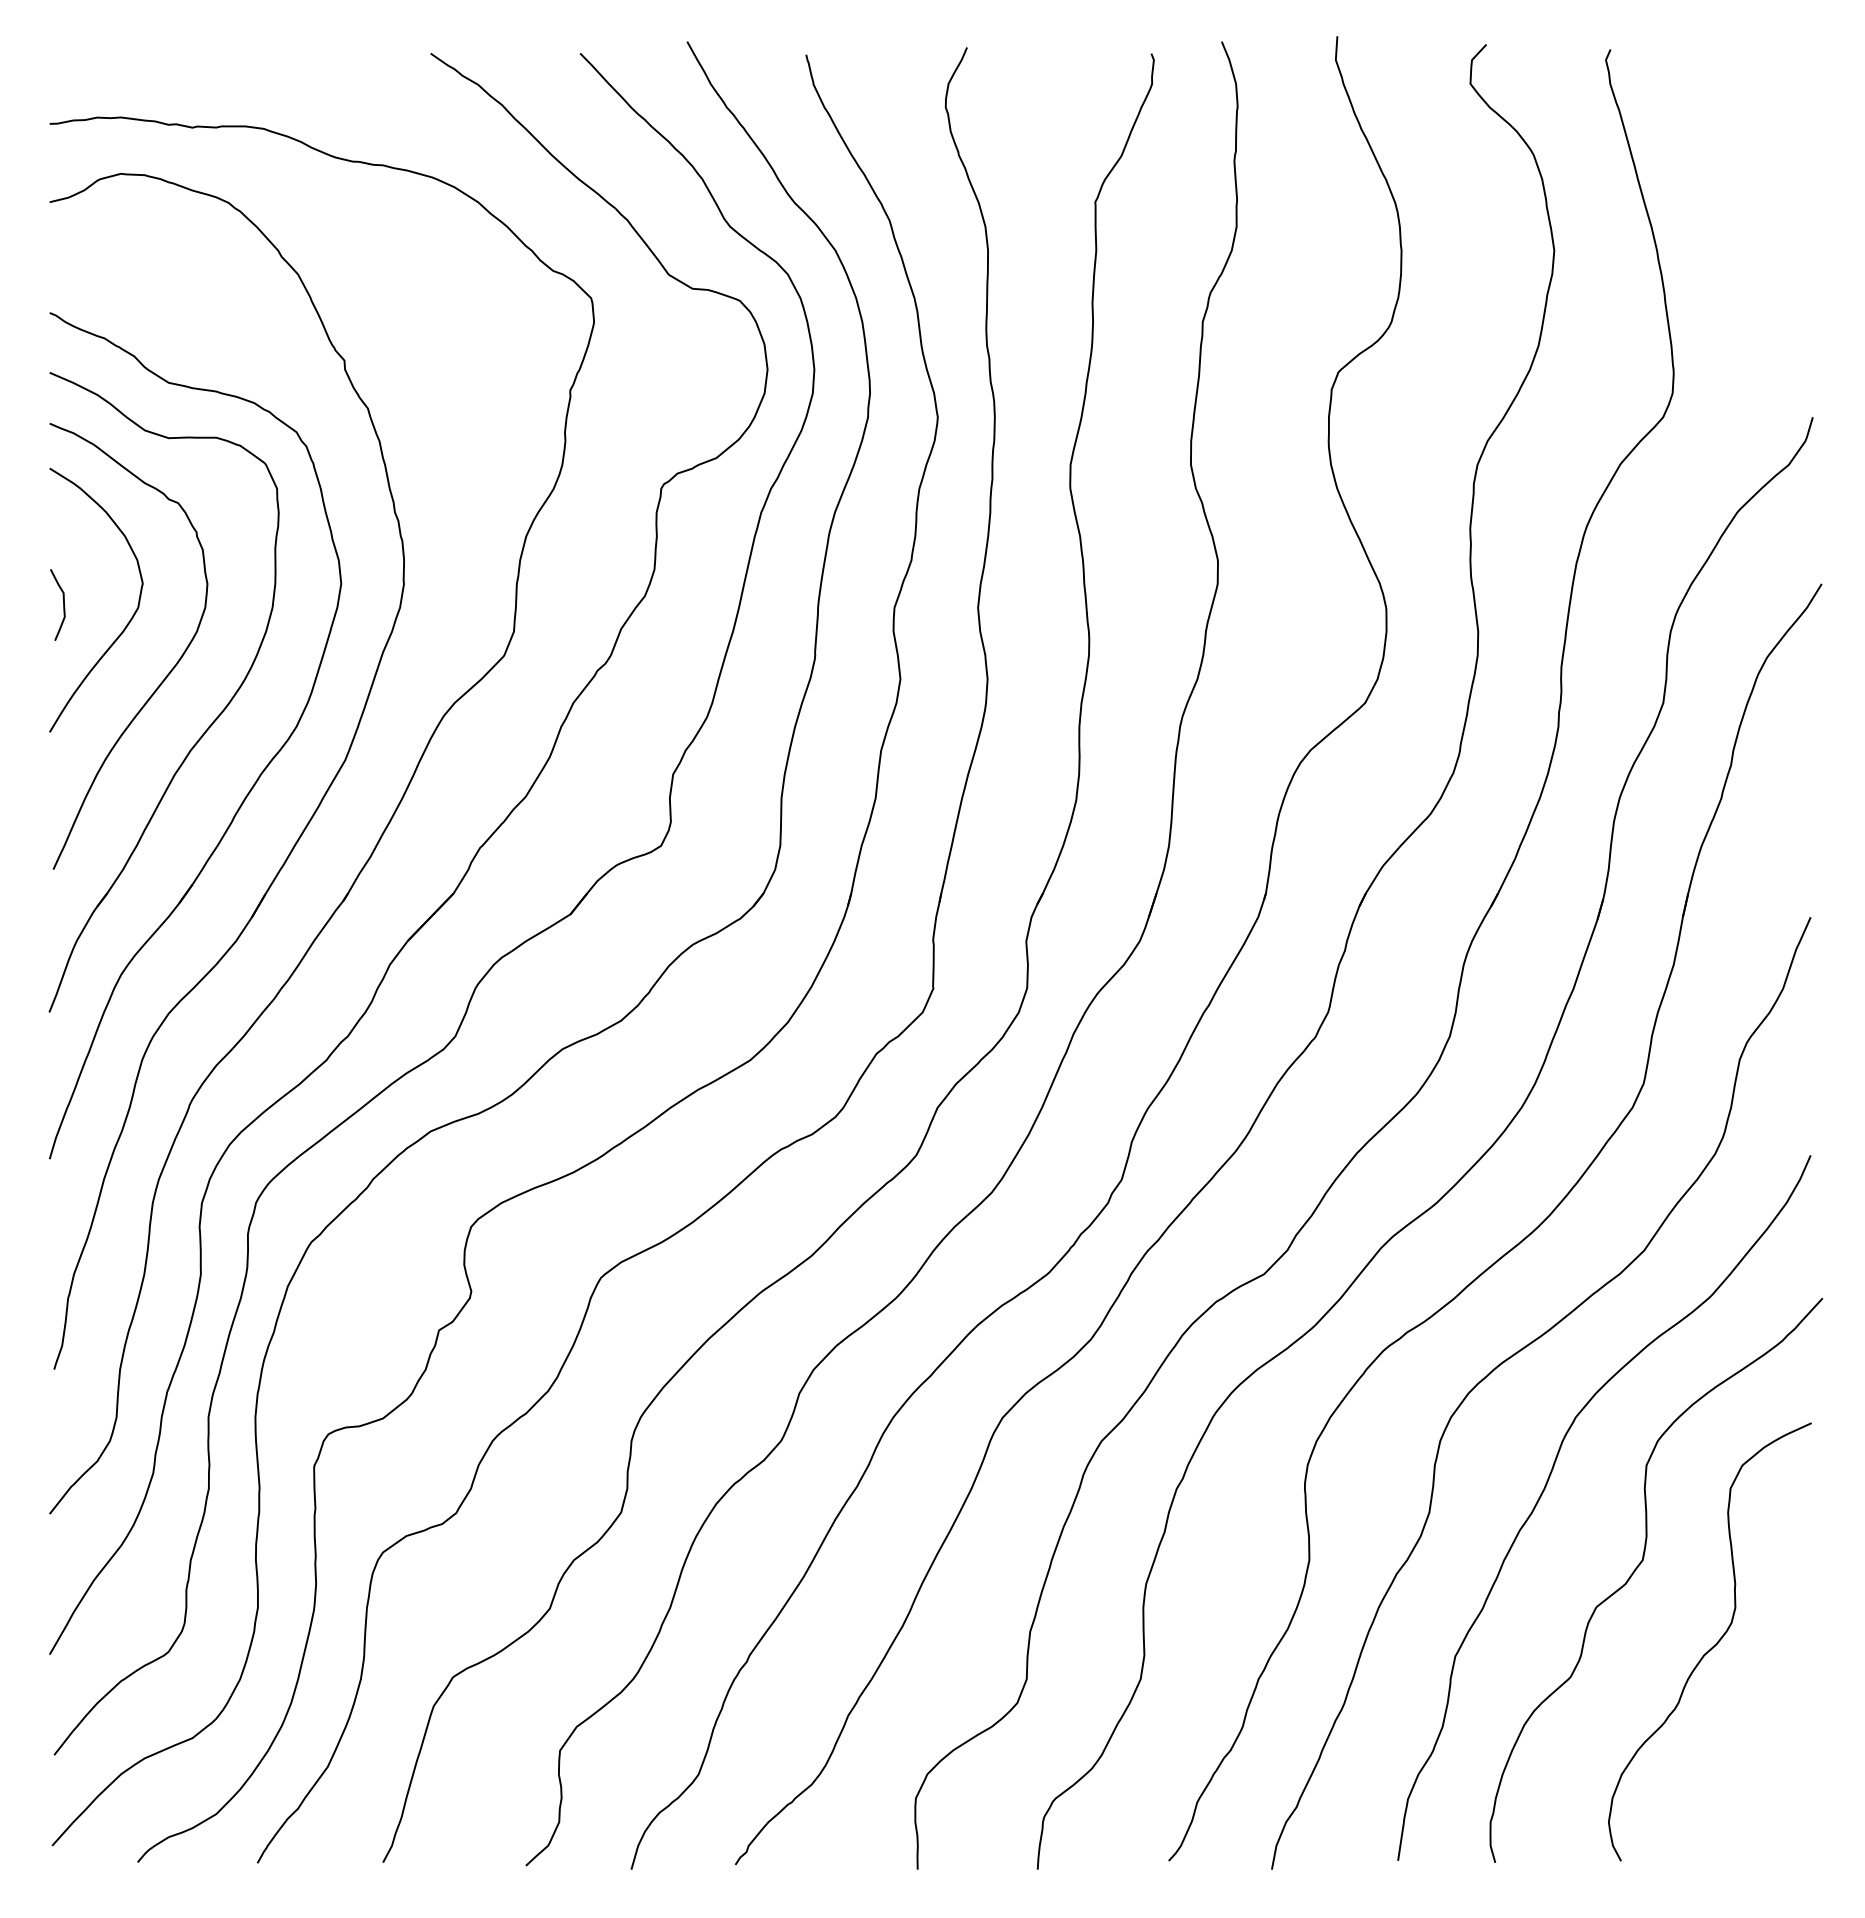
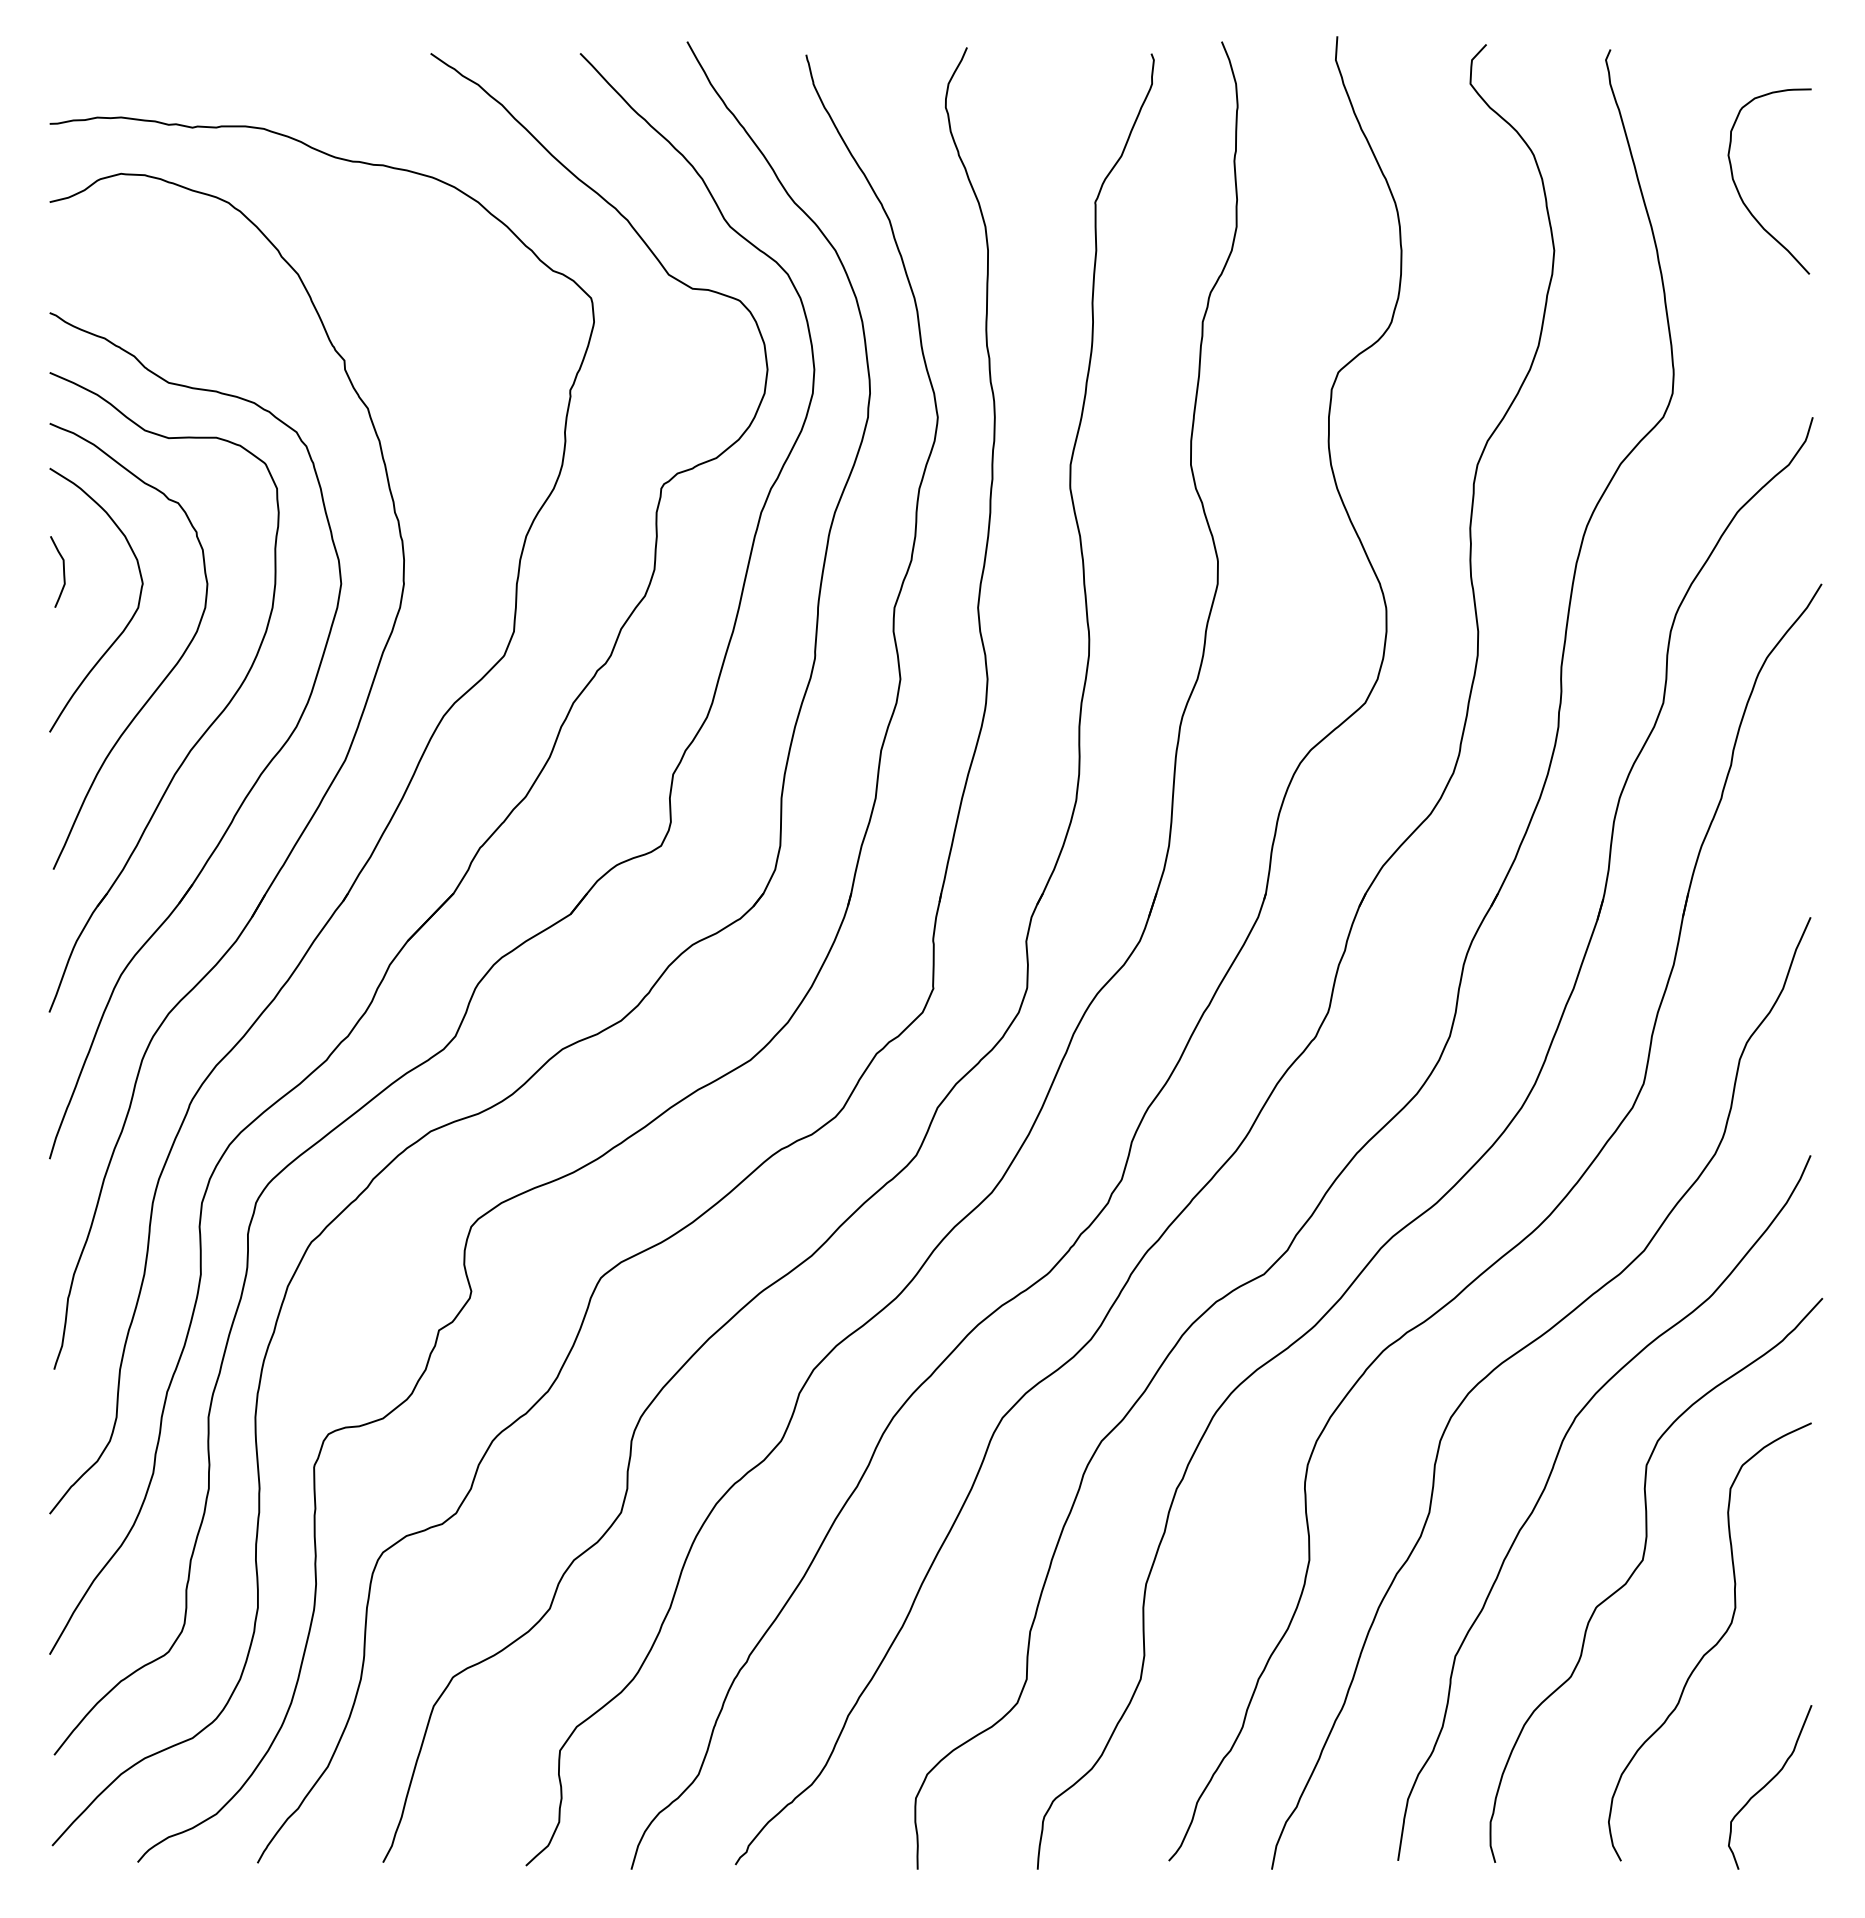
curve: none -> present (1739, 191)
curve position: (63, 604) -> (63, 571) (63, 571)
curve: none -> present (1768, 1784)
